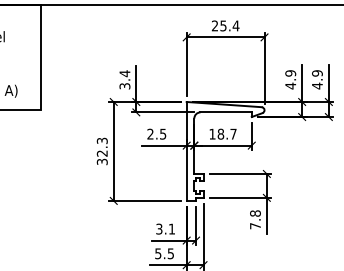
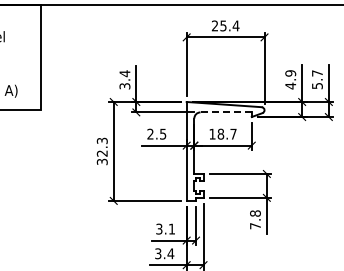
text: 4.9 -> 5.7 (317, 79)
line: solid -> dashed (226, 112)
text: 5.5 -> 3.4 (164, 253)
